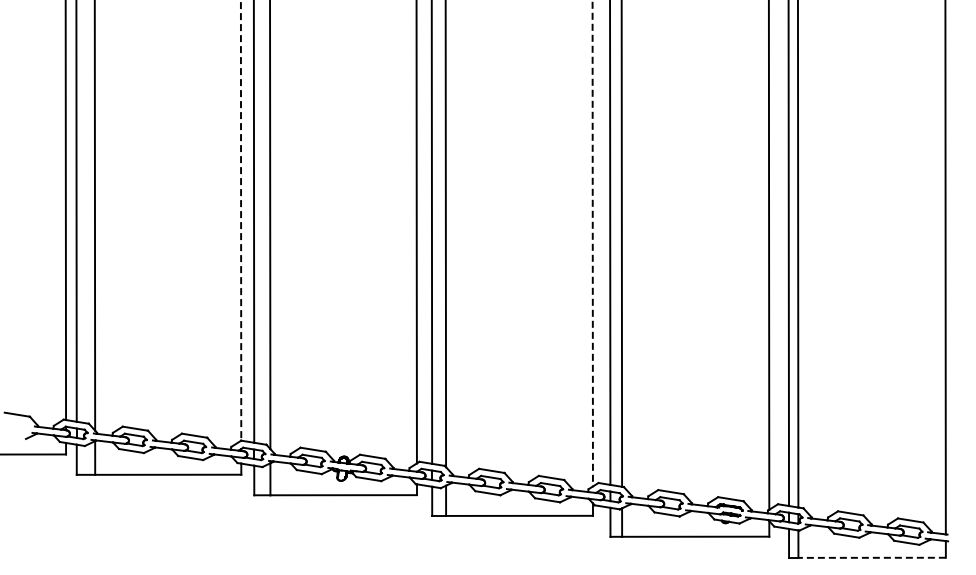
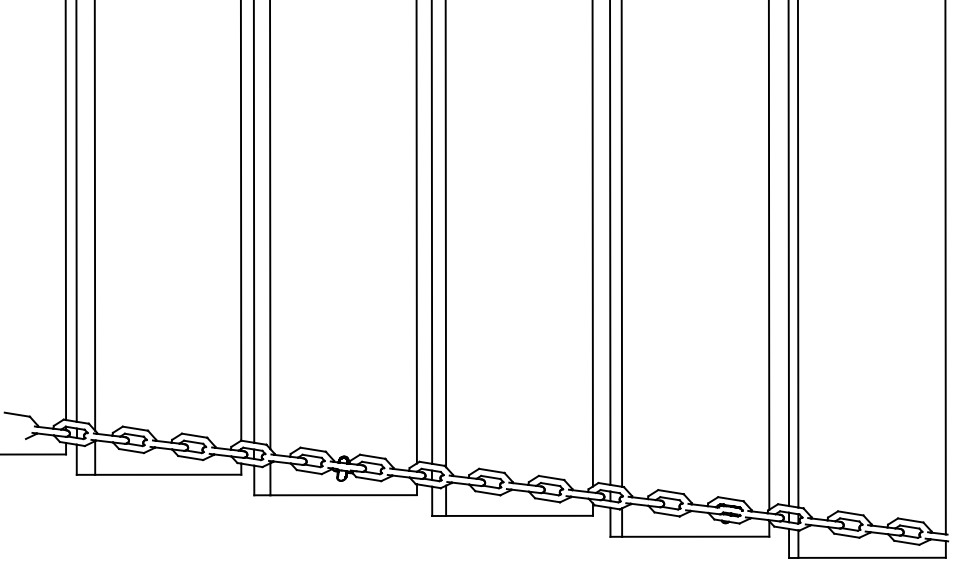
line: dashed -> solid (241, 220)
line: dashed -> solid (592, 243)
line: dashed -> solid (872, 557)
